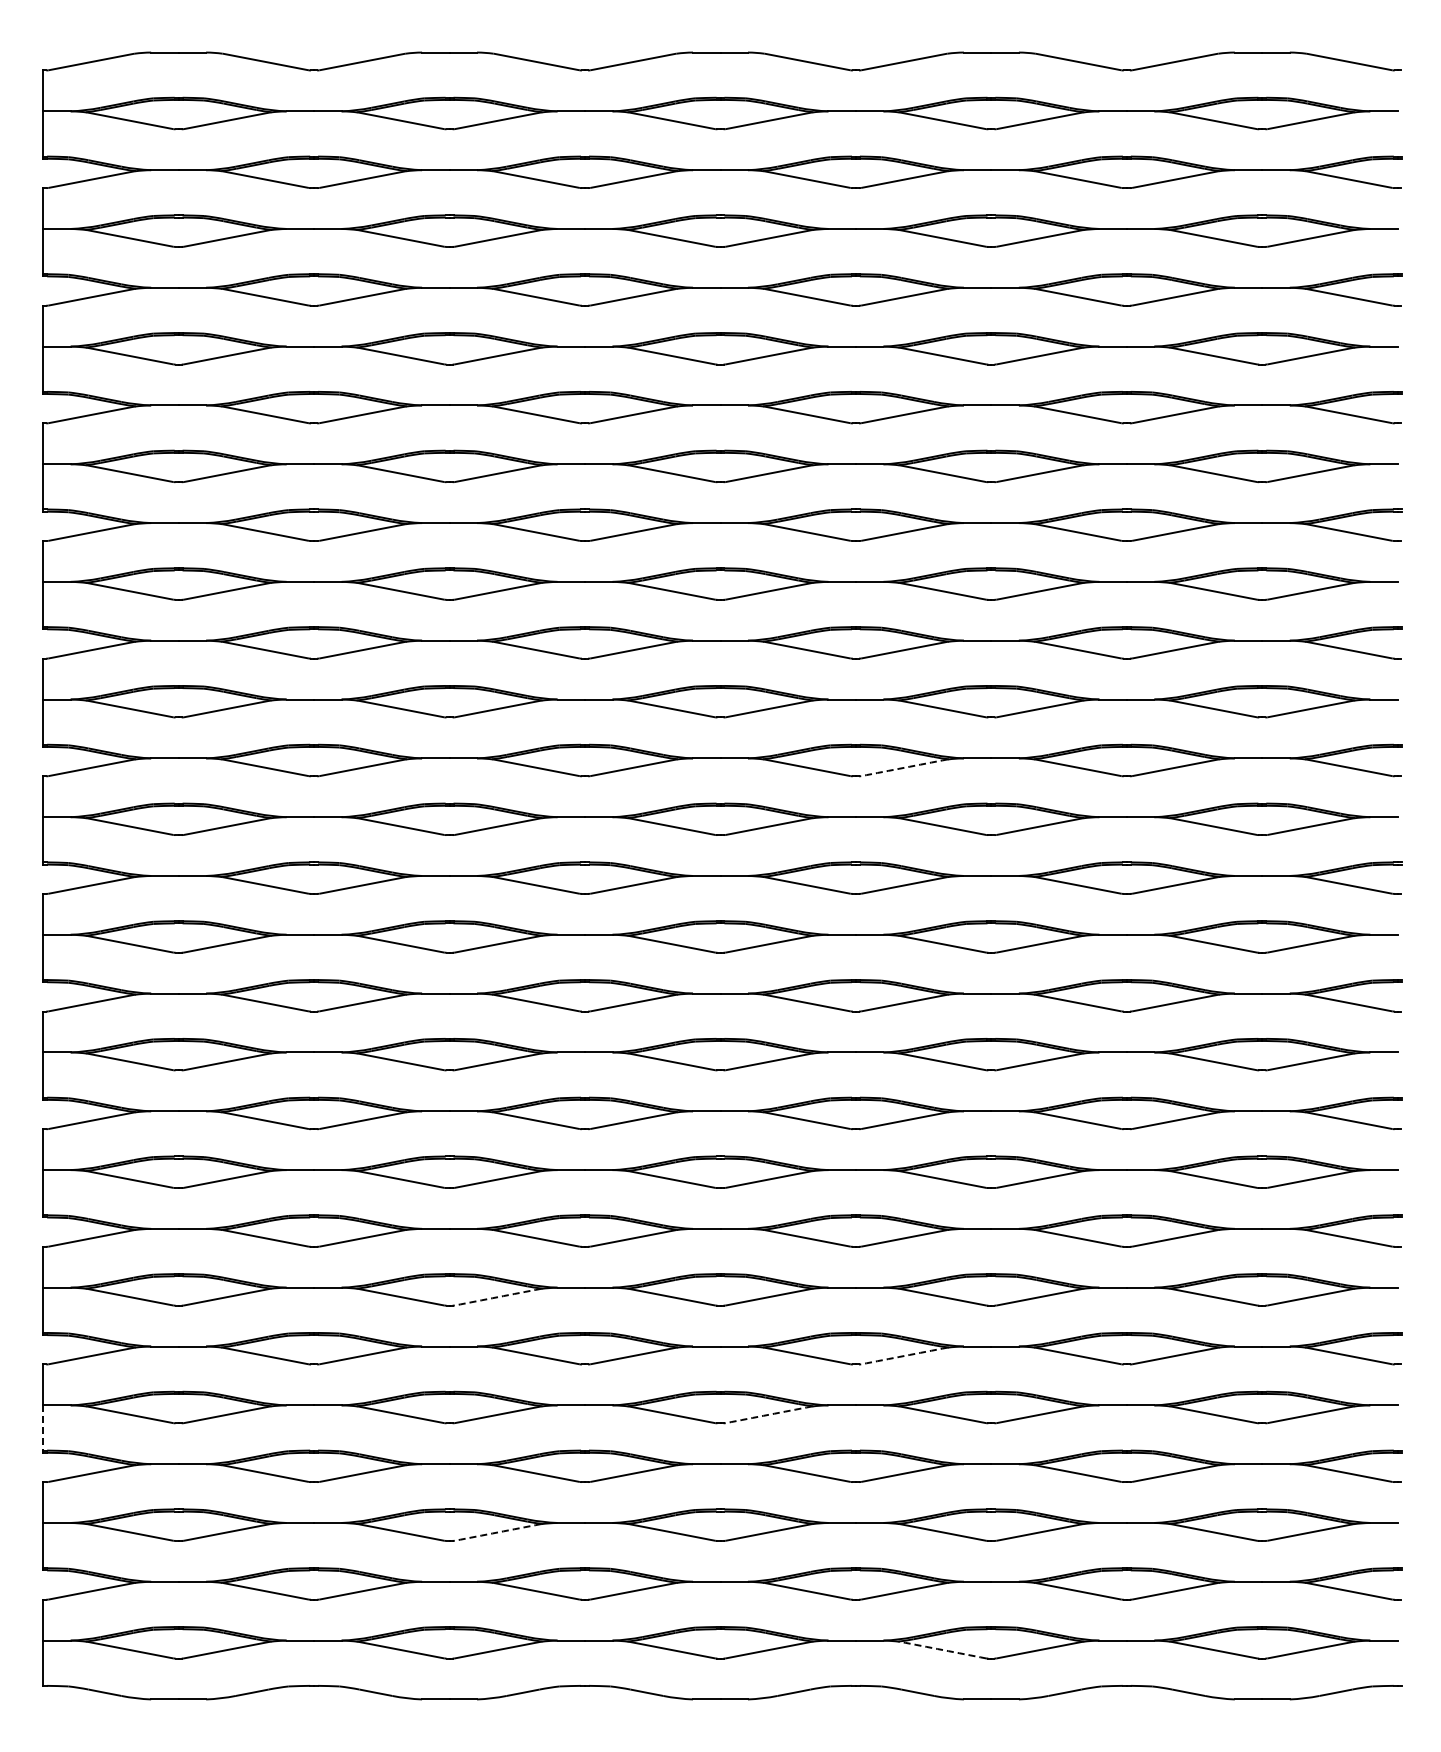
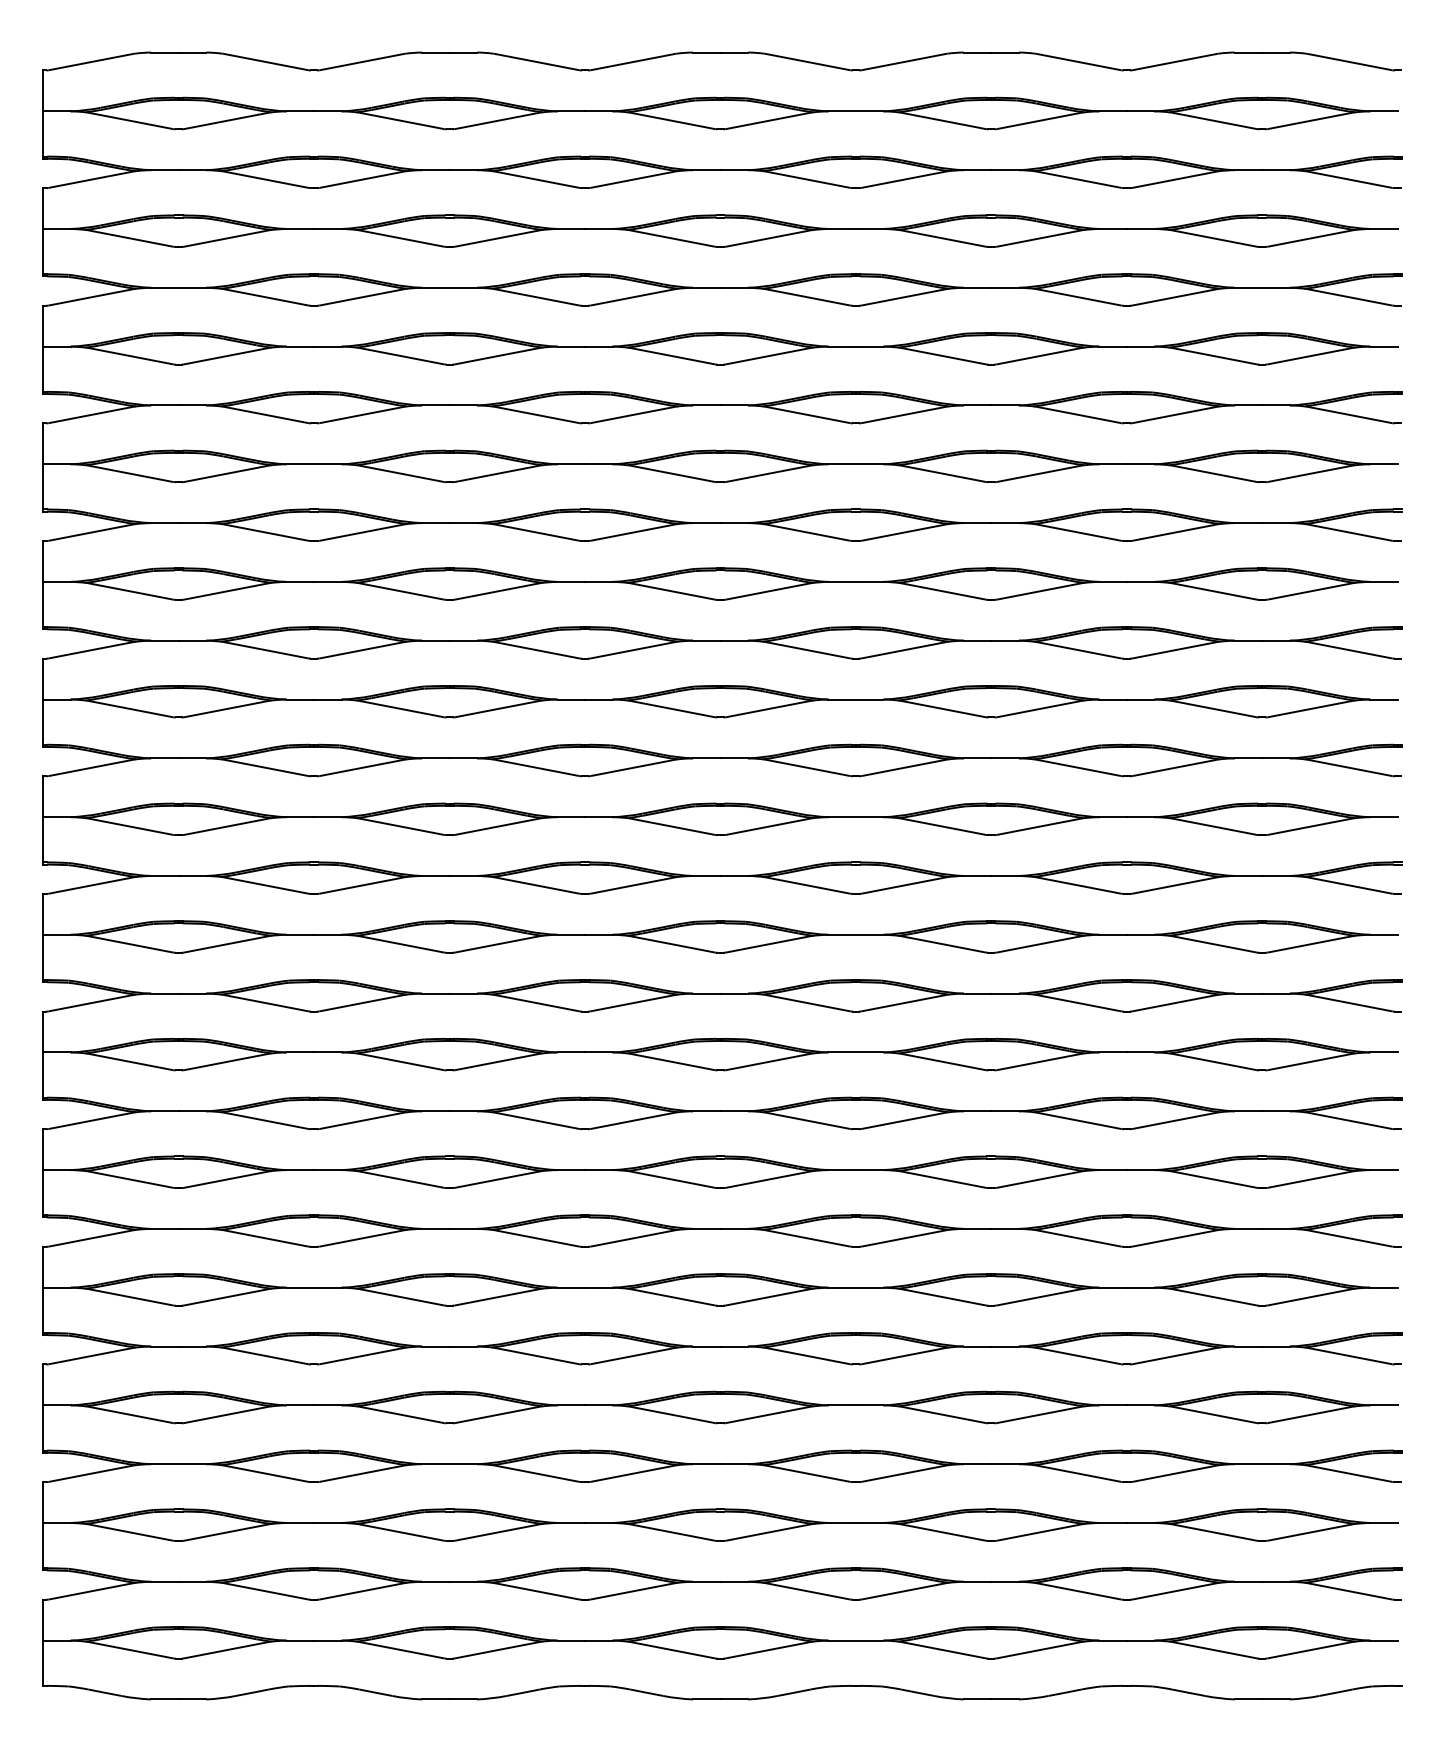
arc: dashed -> solid (904, 767)
arc: dashed -> solid (498, 1297)
arc: dashed -> solid (904, 1355)
arc: dashed -> solid (768, 1414)
line: dashed -> solid (43, 1427)
arc: dashed -> solid (498, 1532)
arc: dashed -> solid (942, 1650)
